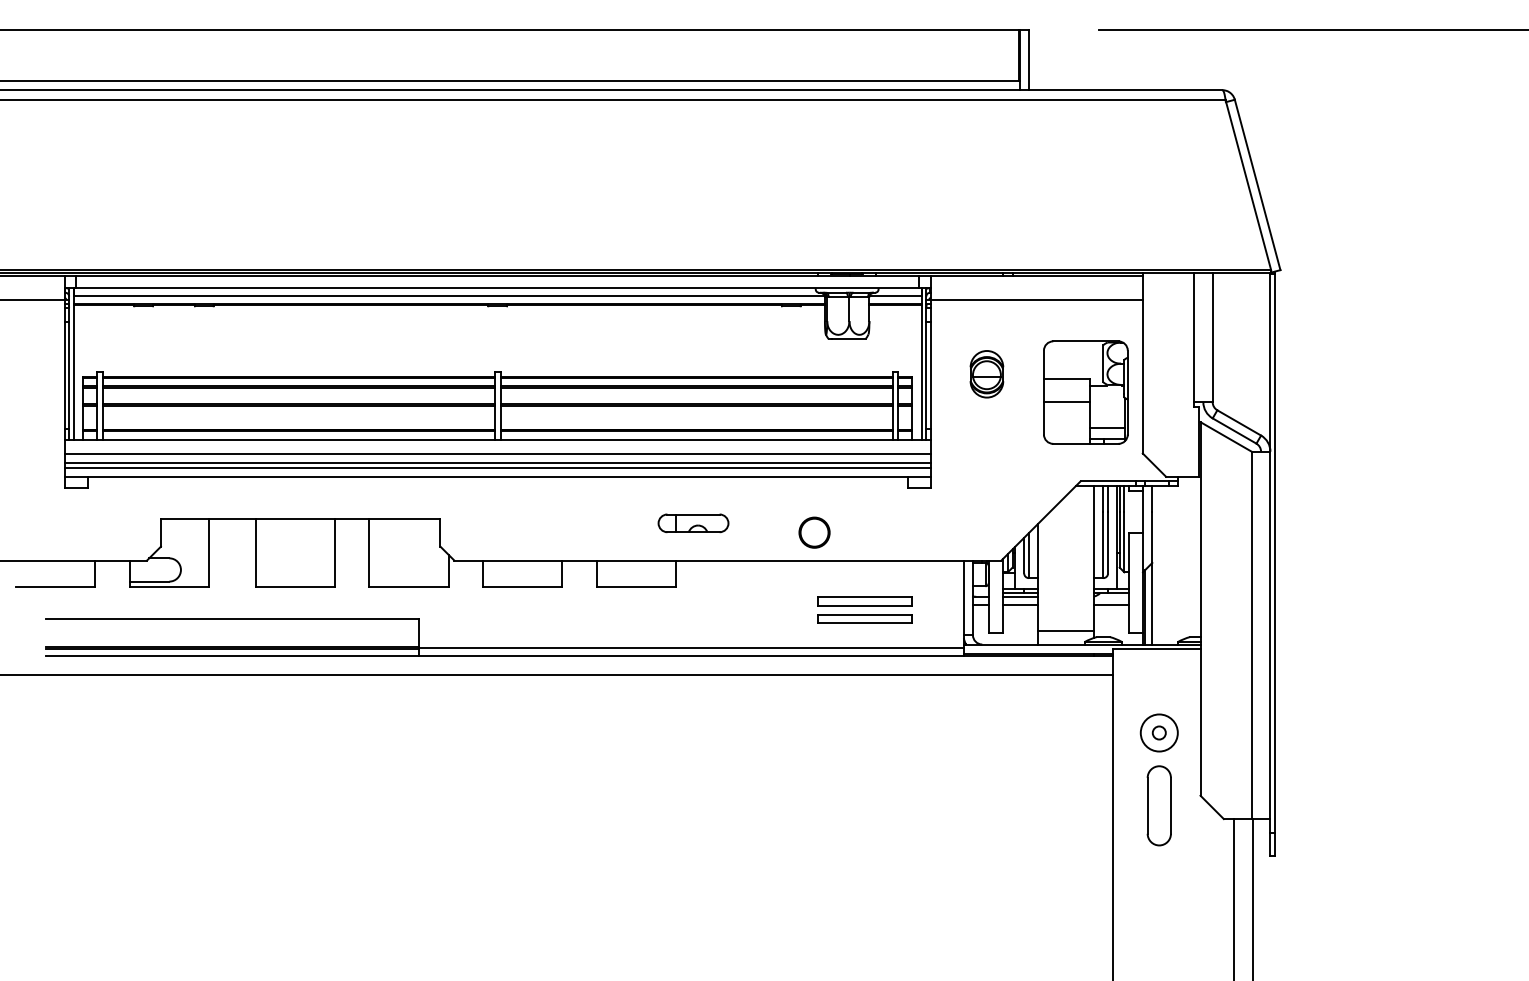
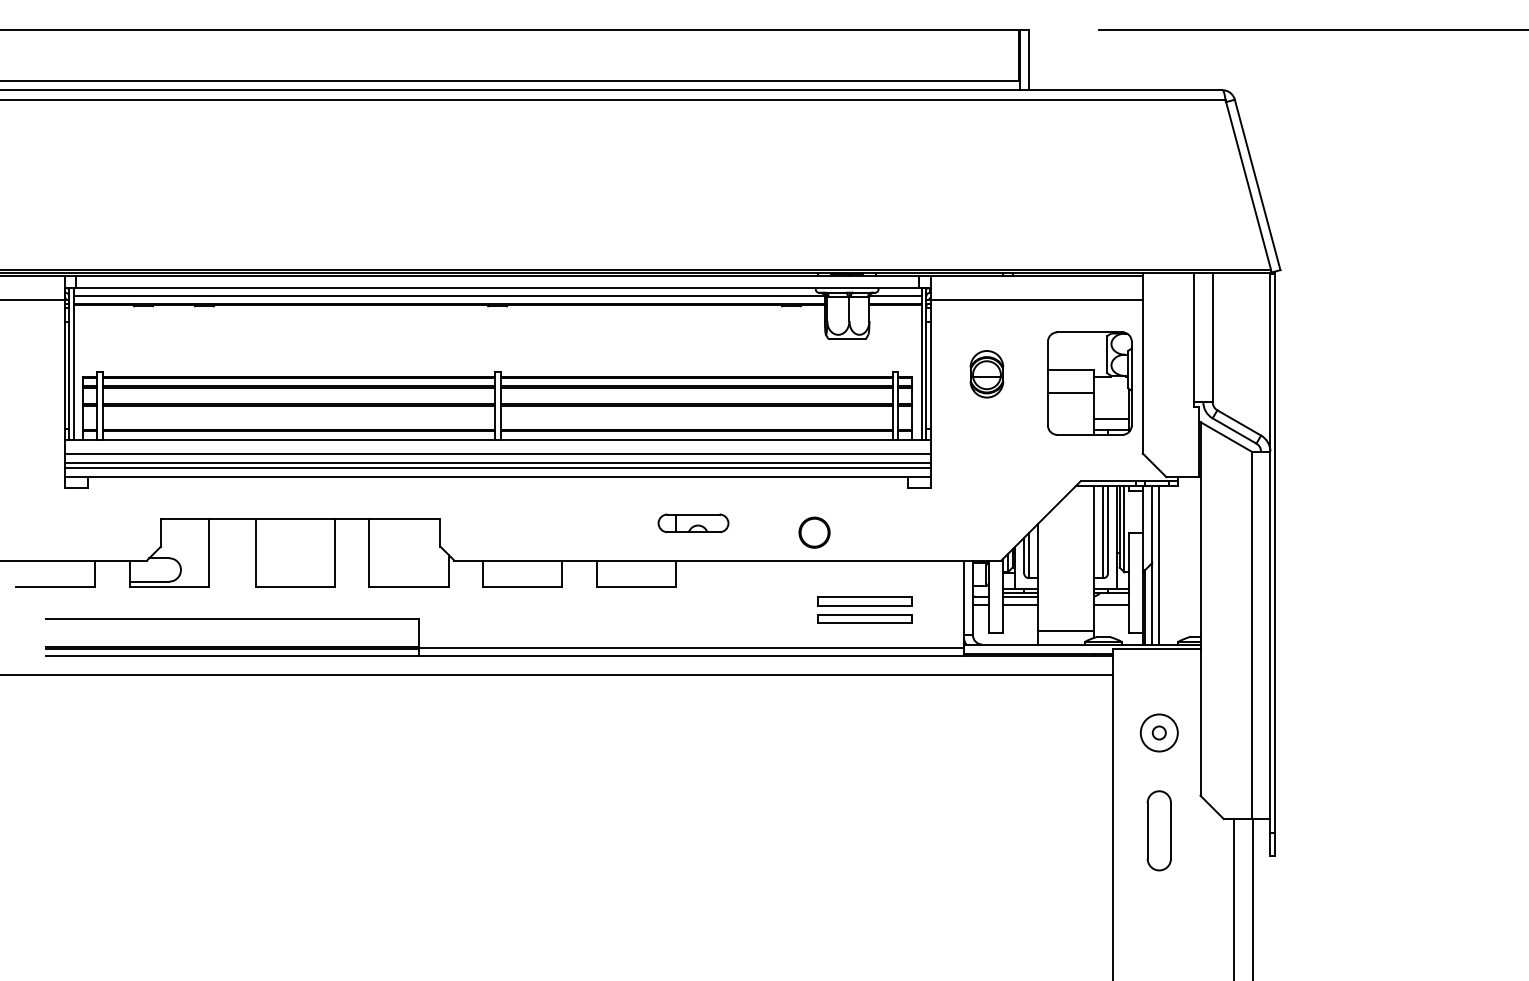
part position: (1085, 392) -> (1089, 383) (1089, 383)
line: none -> present (1159, 565)
part position: (1158, 805) -> (1158, 830) (1158, 830)
